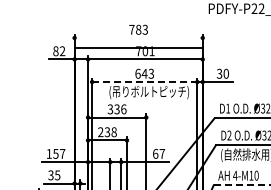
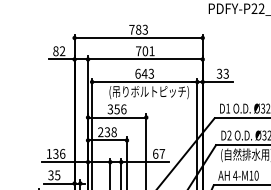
line position: (138, 48) -> (138, 38) (138, 38)
text: 30 -> 33 (225, 73)
line: dashed -> solid (144, 82)
text: 336 -> 356 (116, 108)
text: 157 -> 136 (59, 153)
line: dashed -> solid (242, 185)
